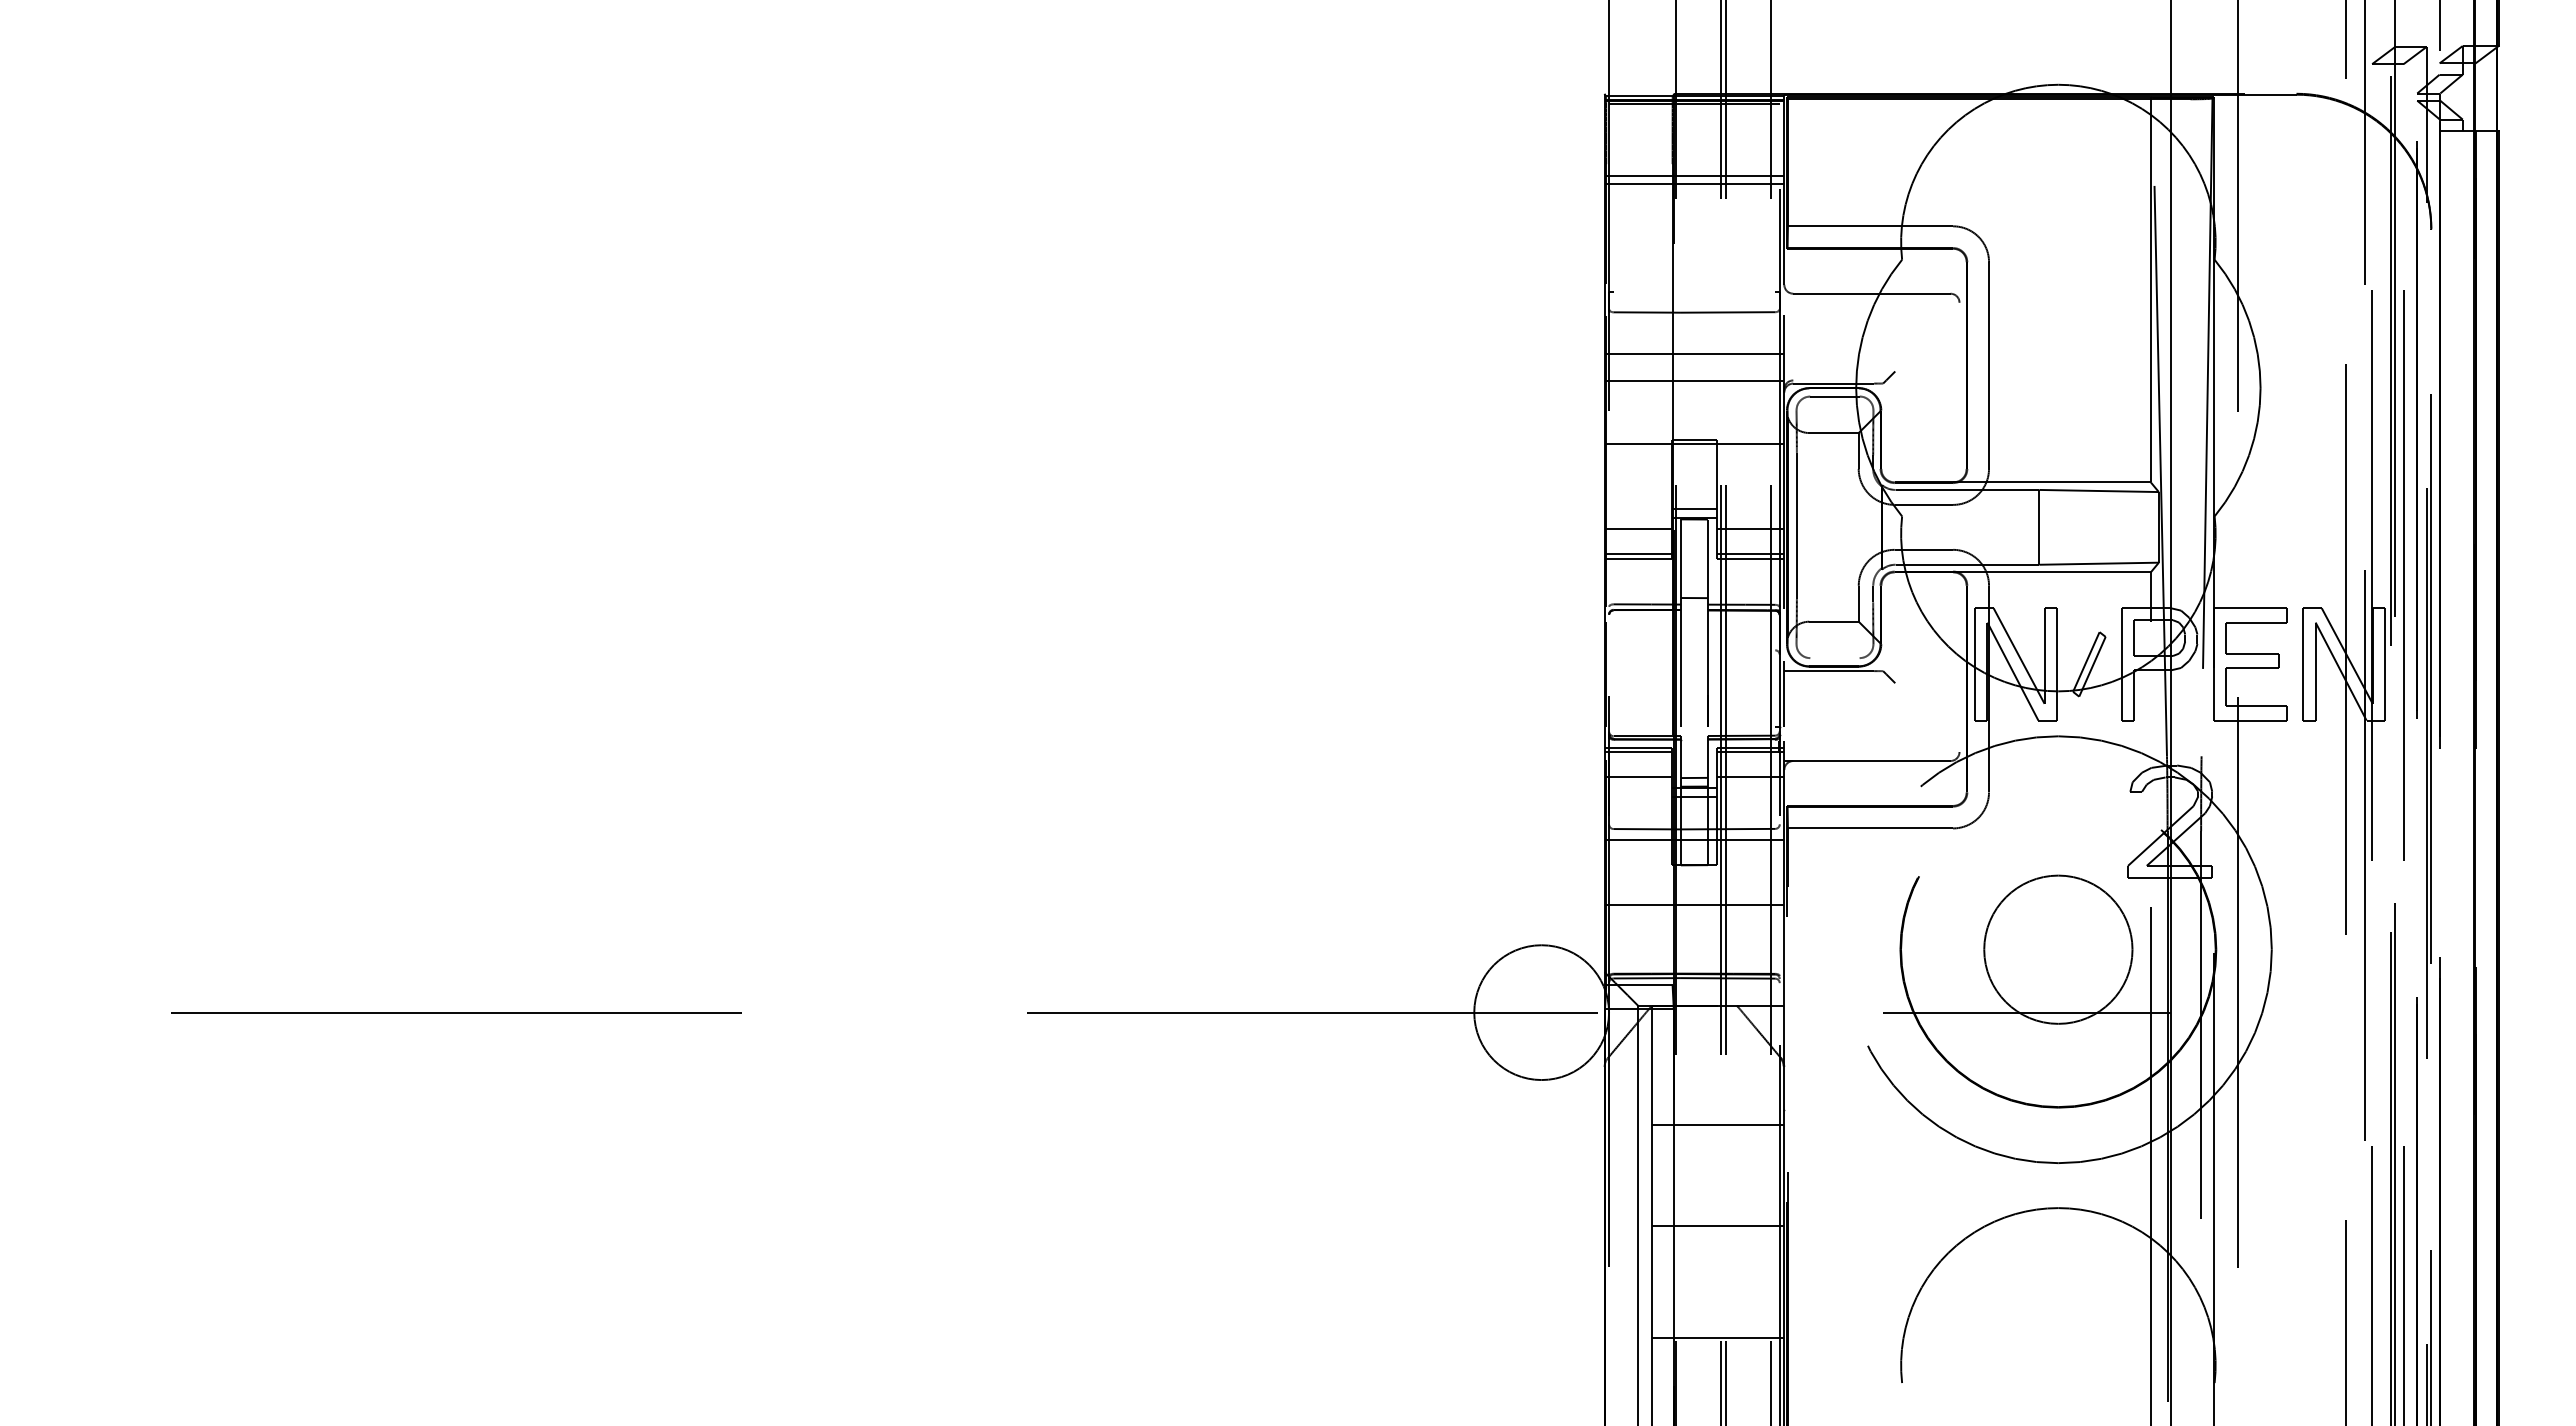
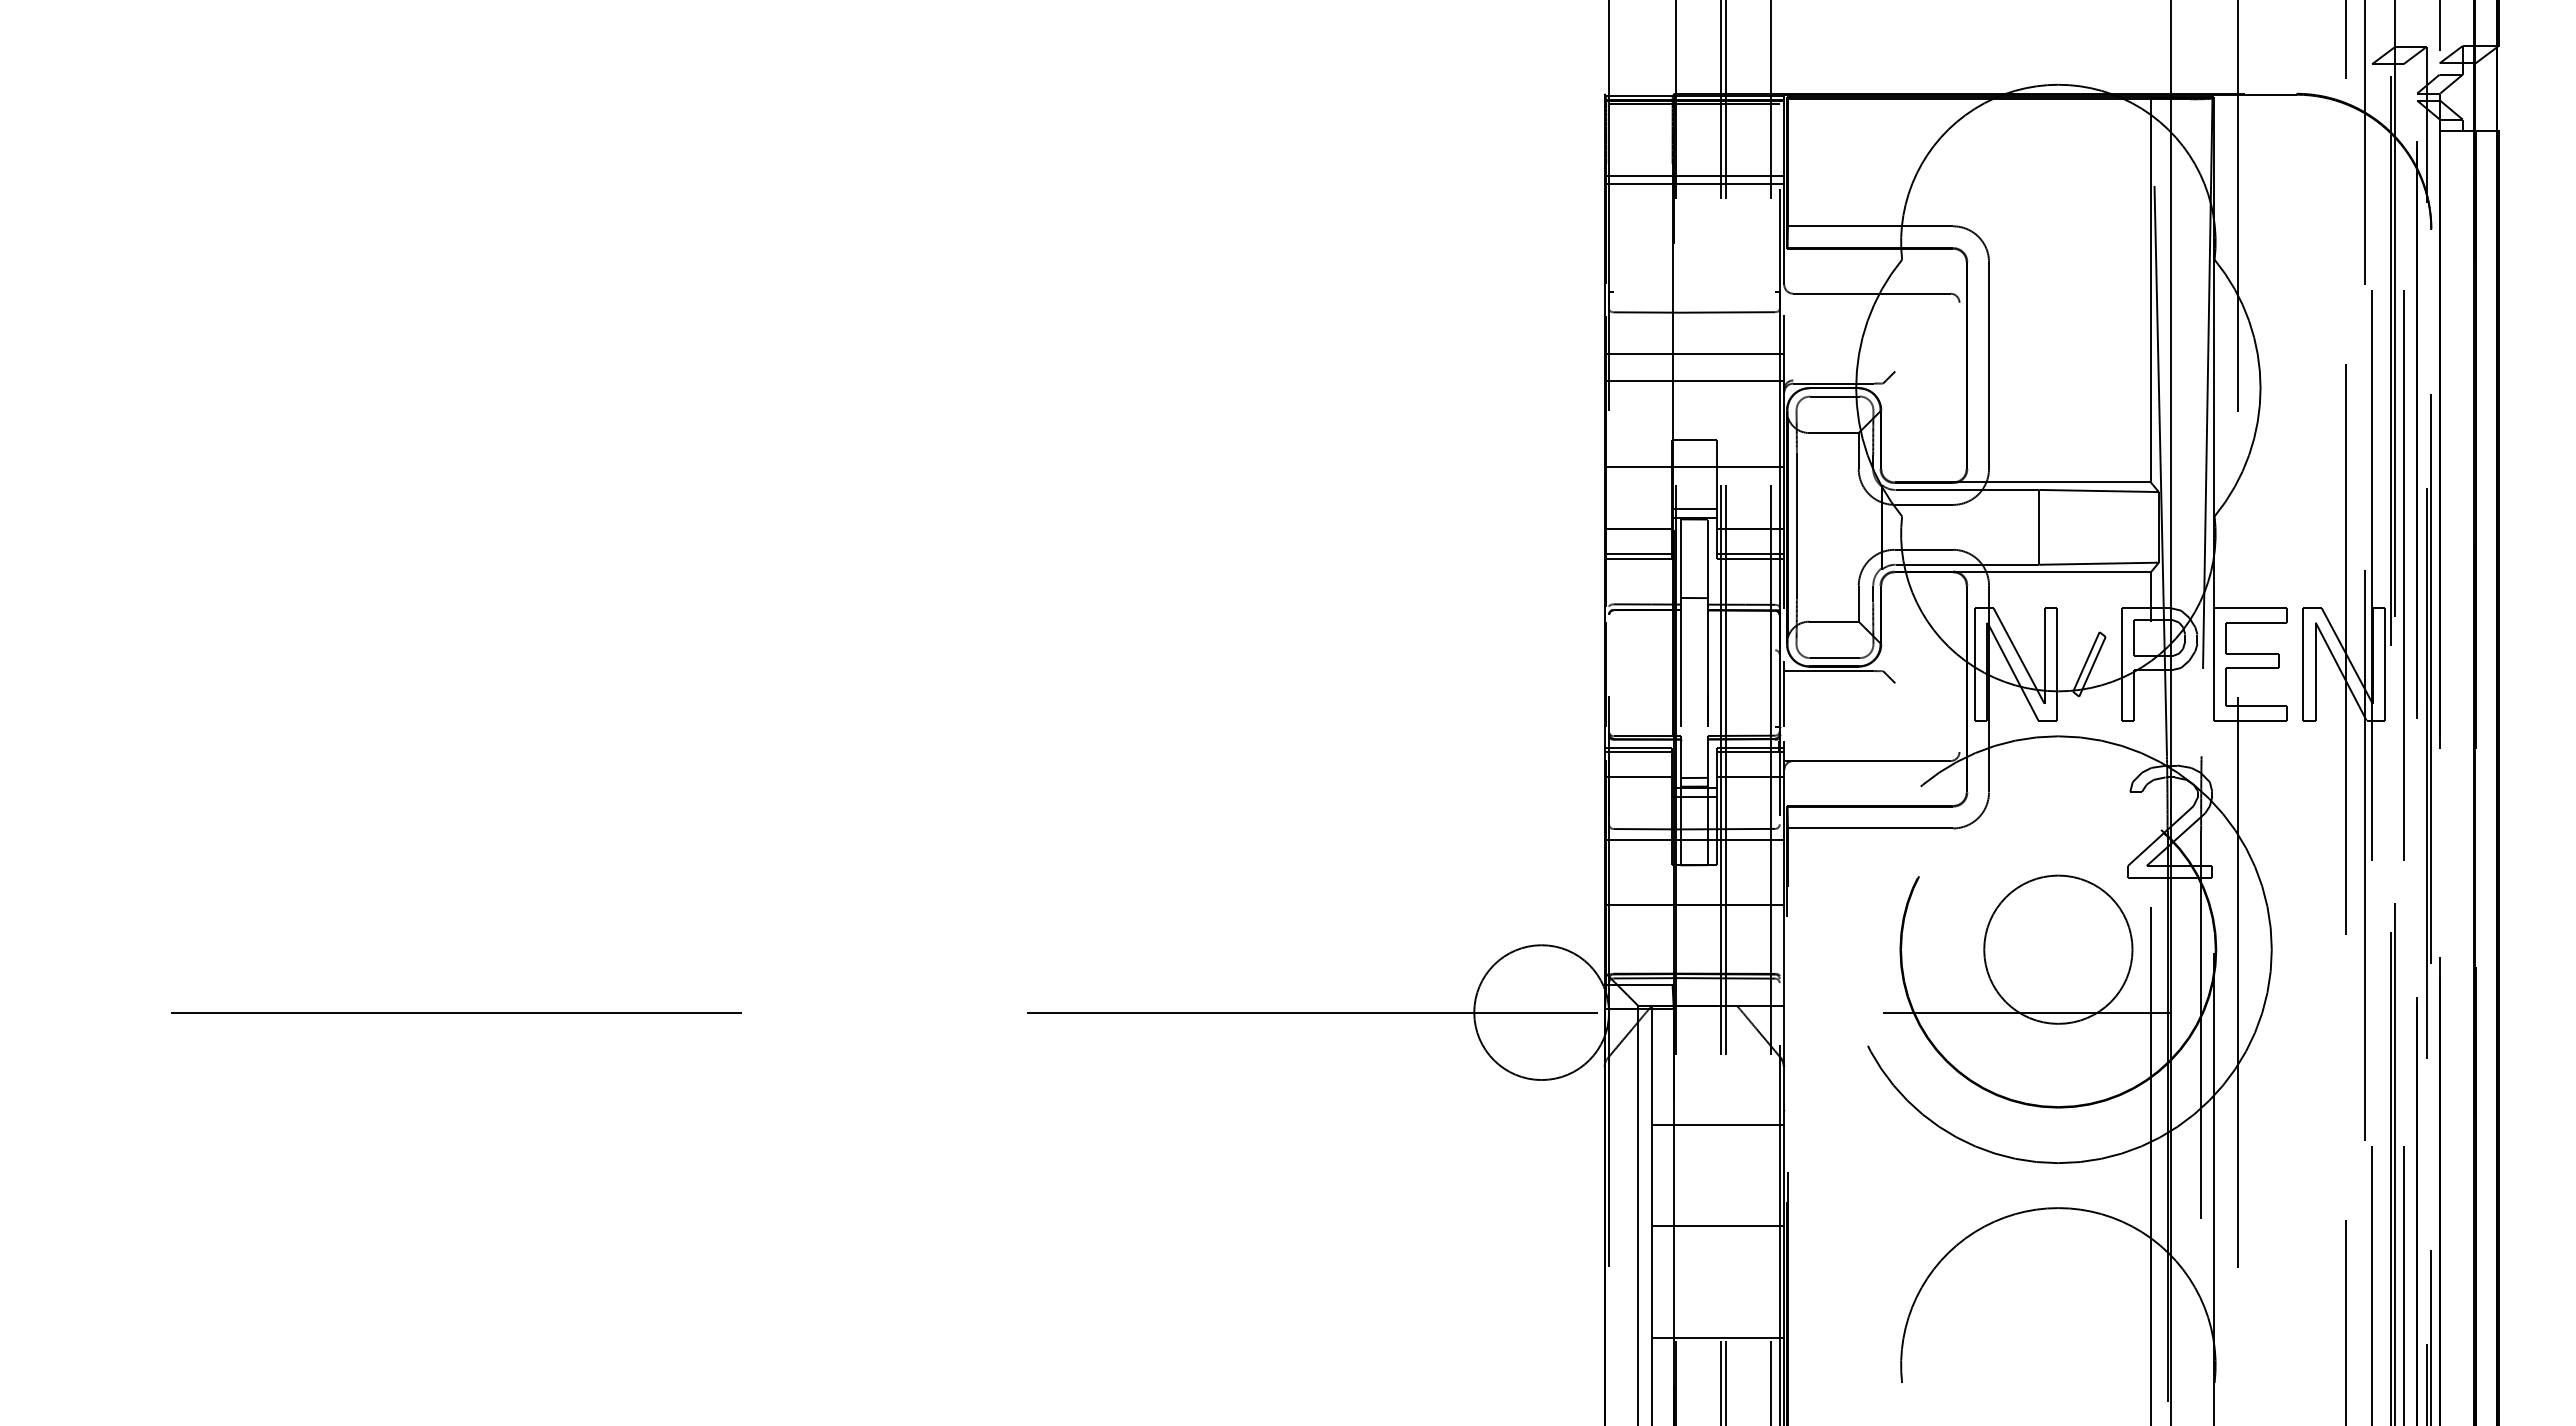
line position: (1694, 443) -> (1694, 466) (1694, 466)
line: none -> present (1834, 658)
